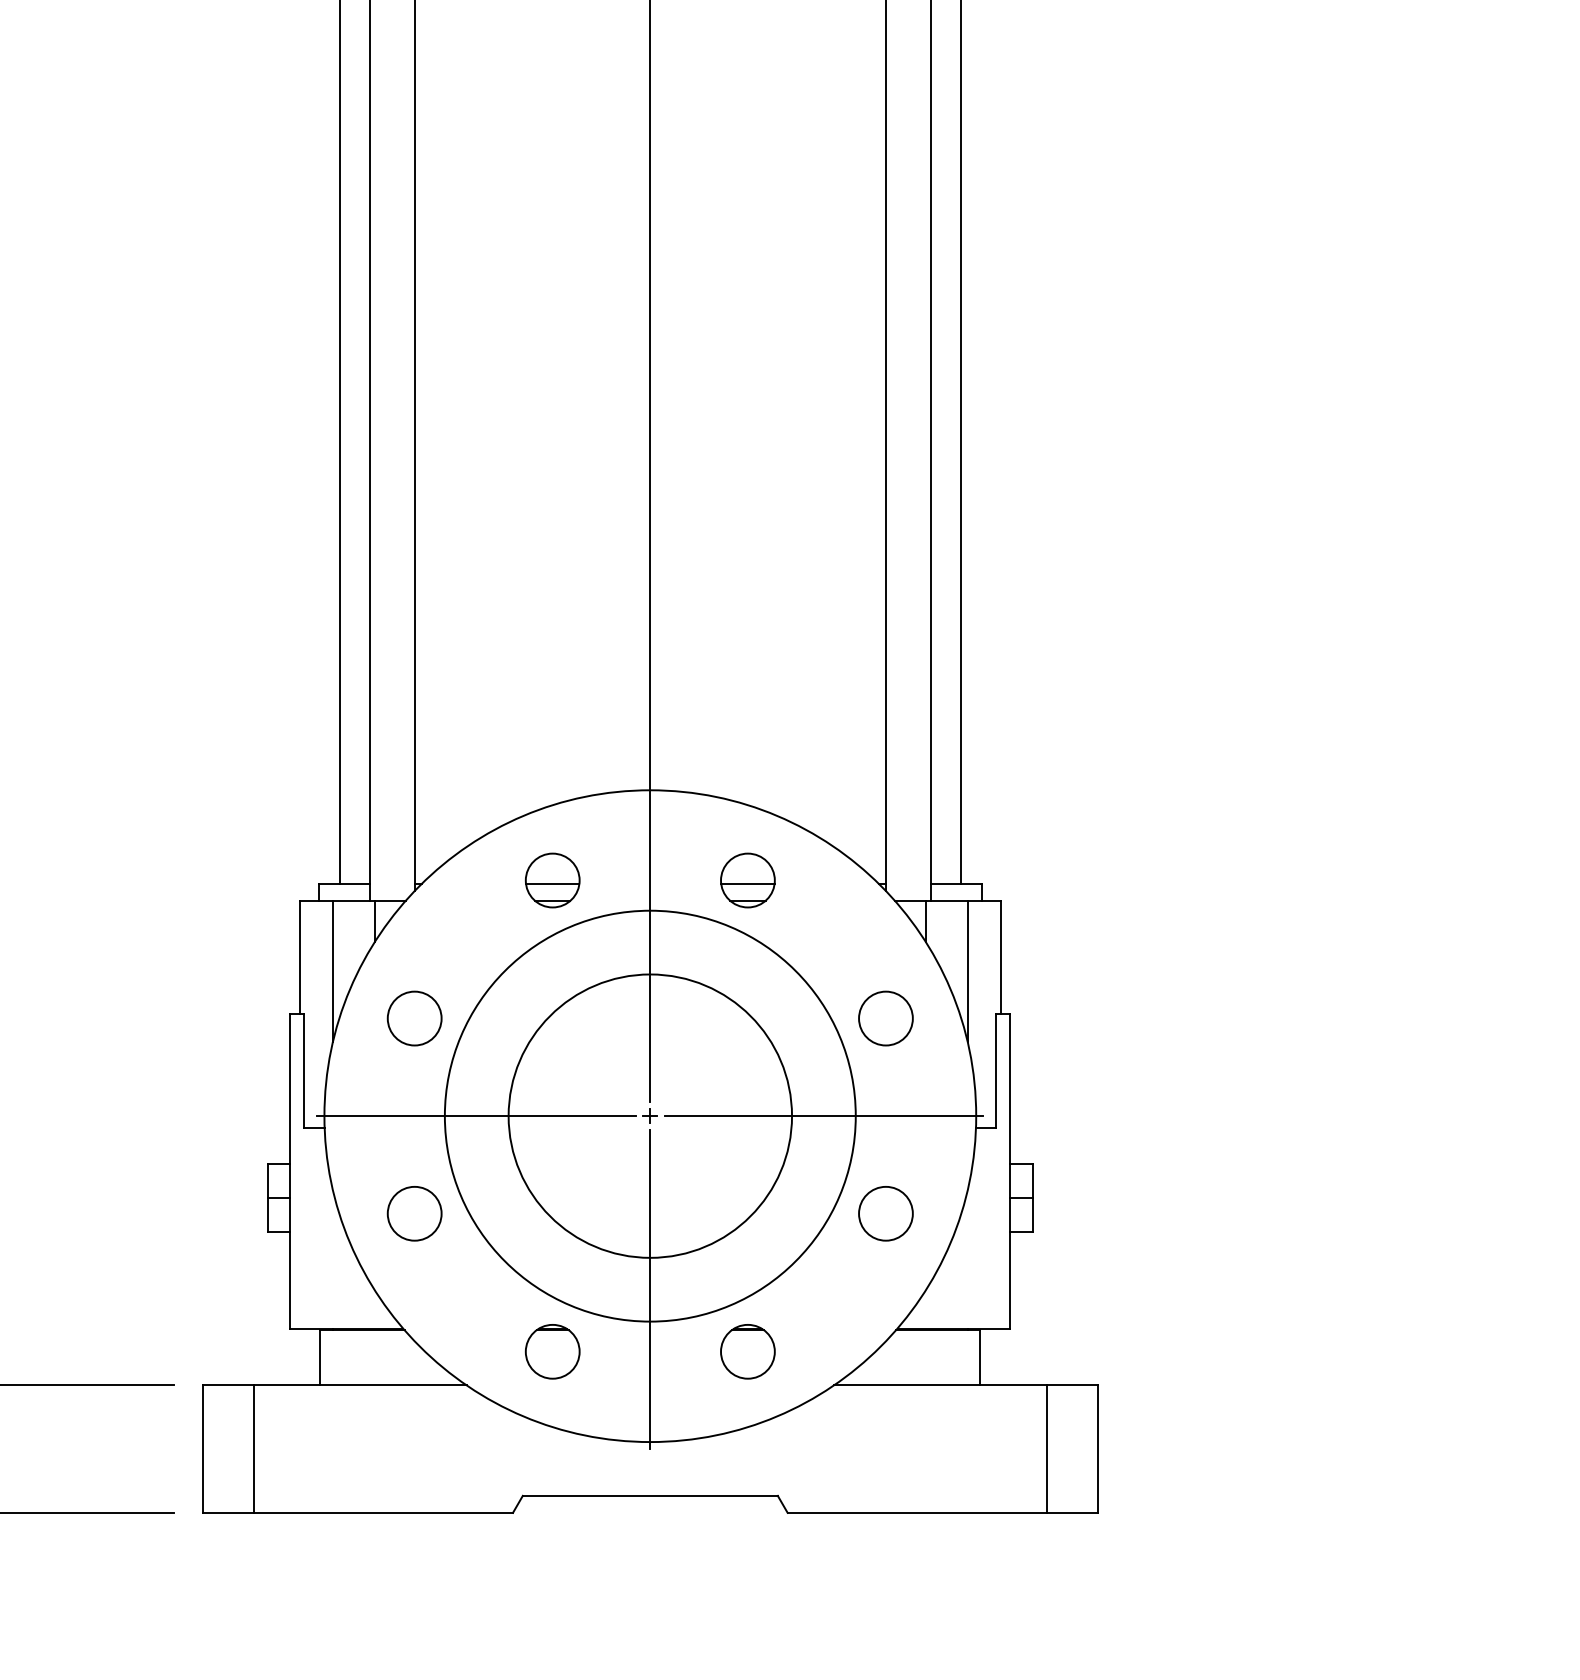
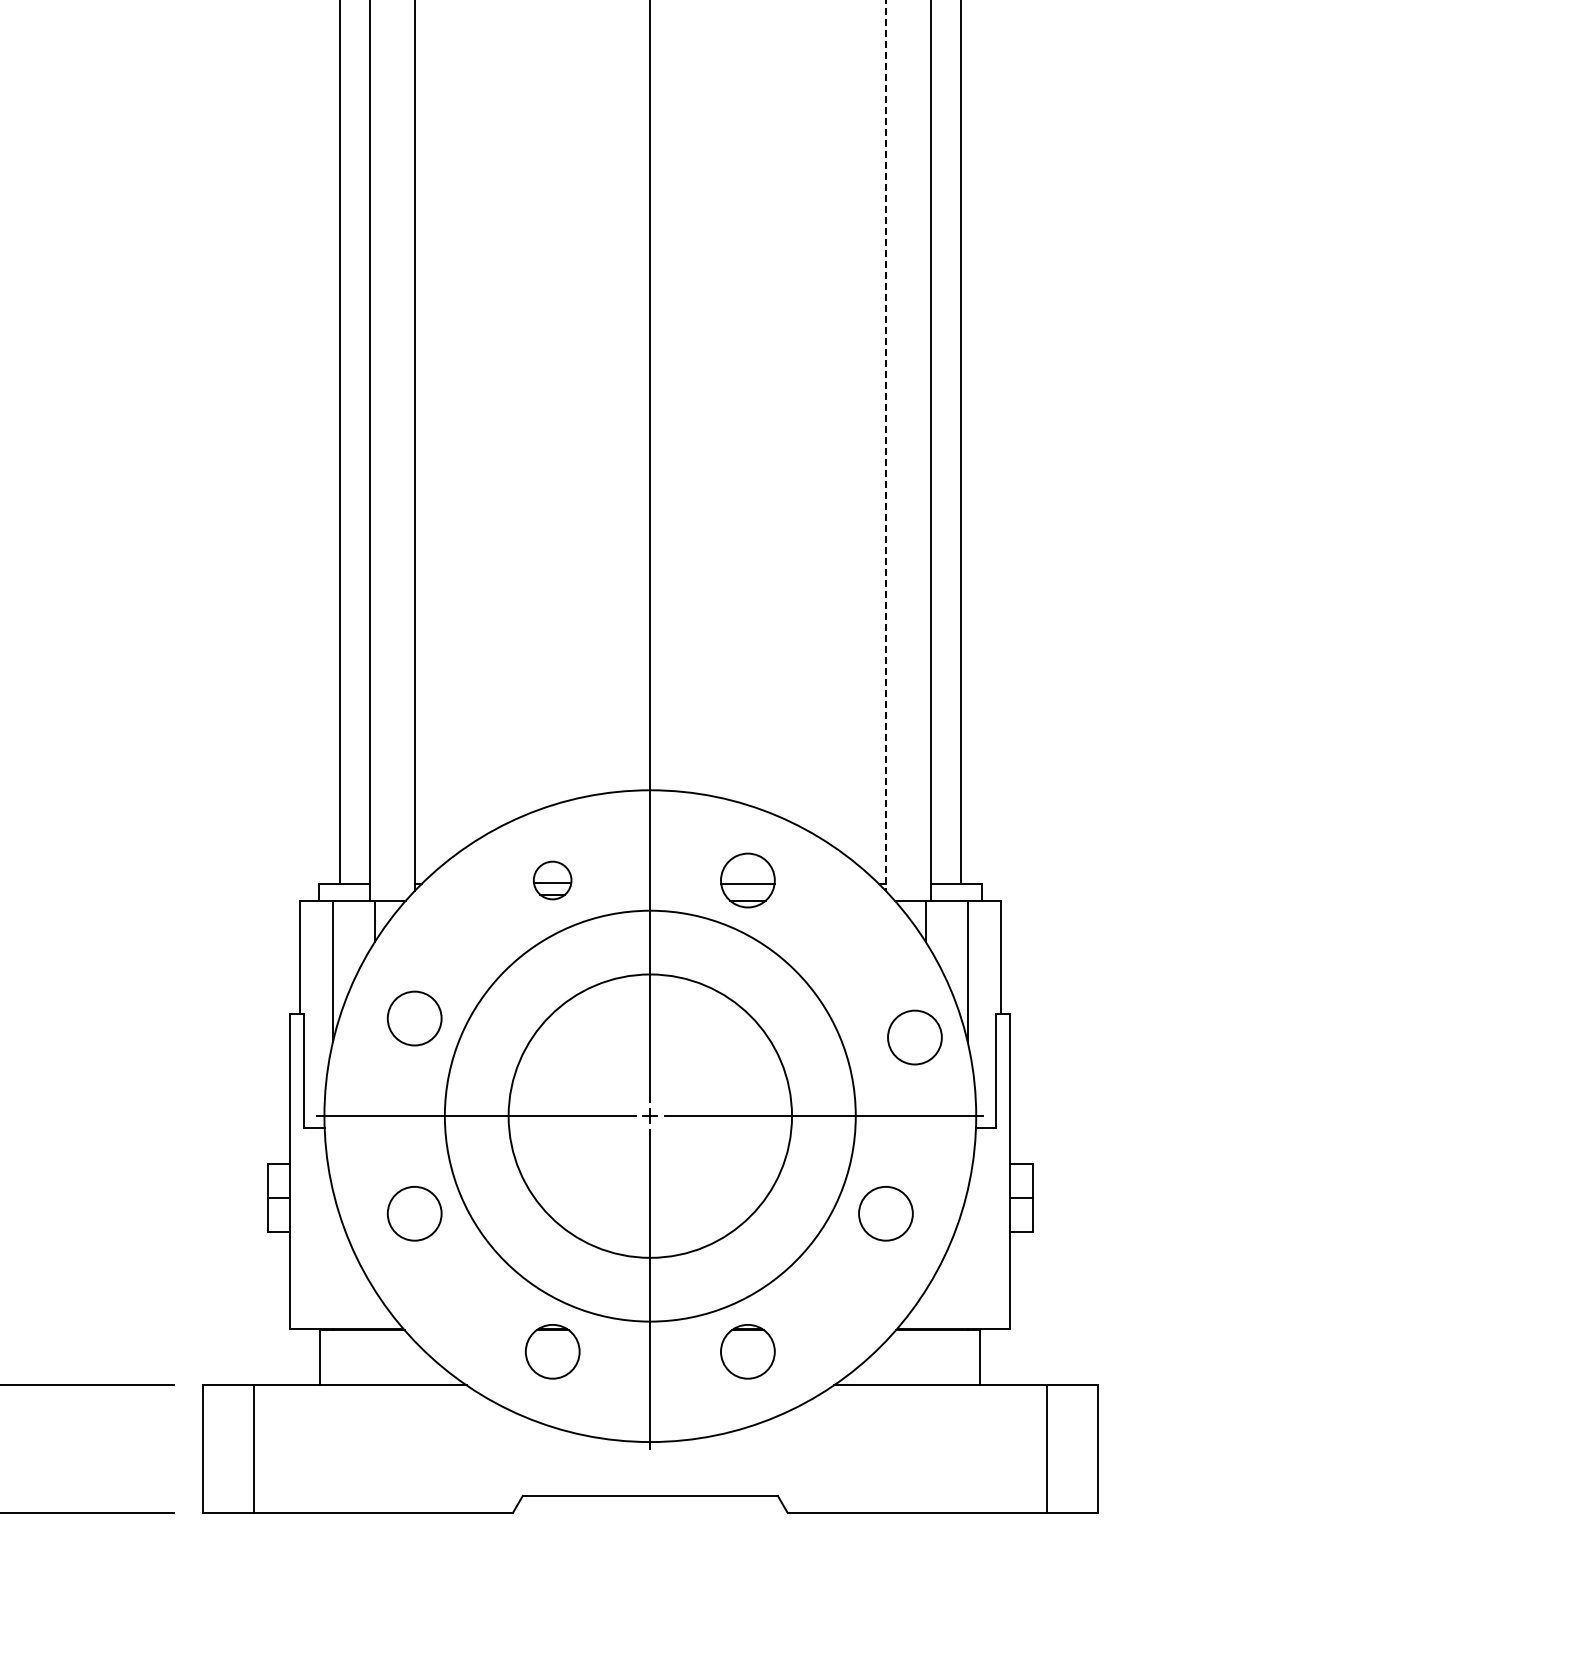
line: solid -> dashed (885, 445)
part size: 57x57 px -> 41x41 px (552, 880)
circle position: (885, 1018) -> (914, 1037) (914, 1037)
